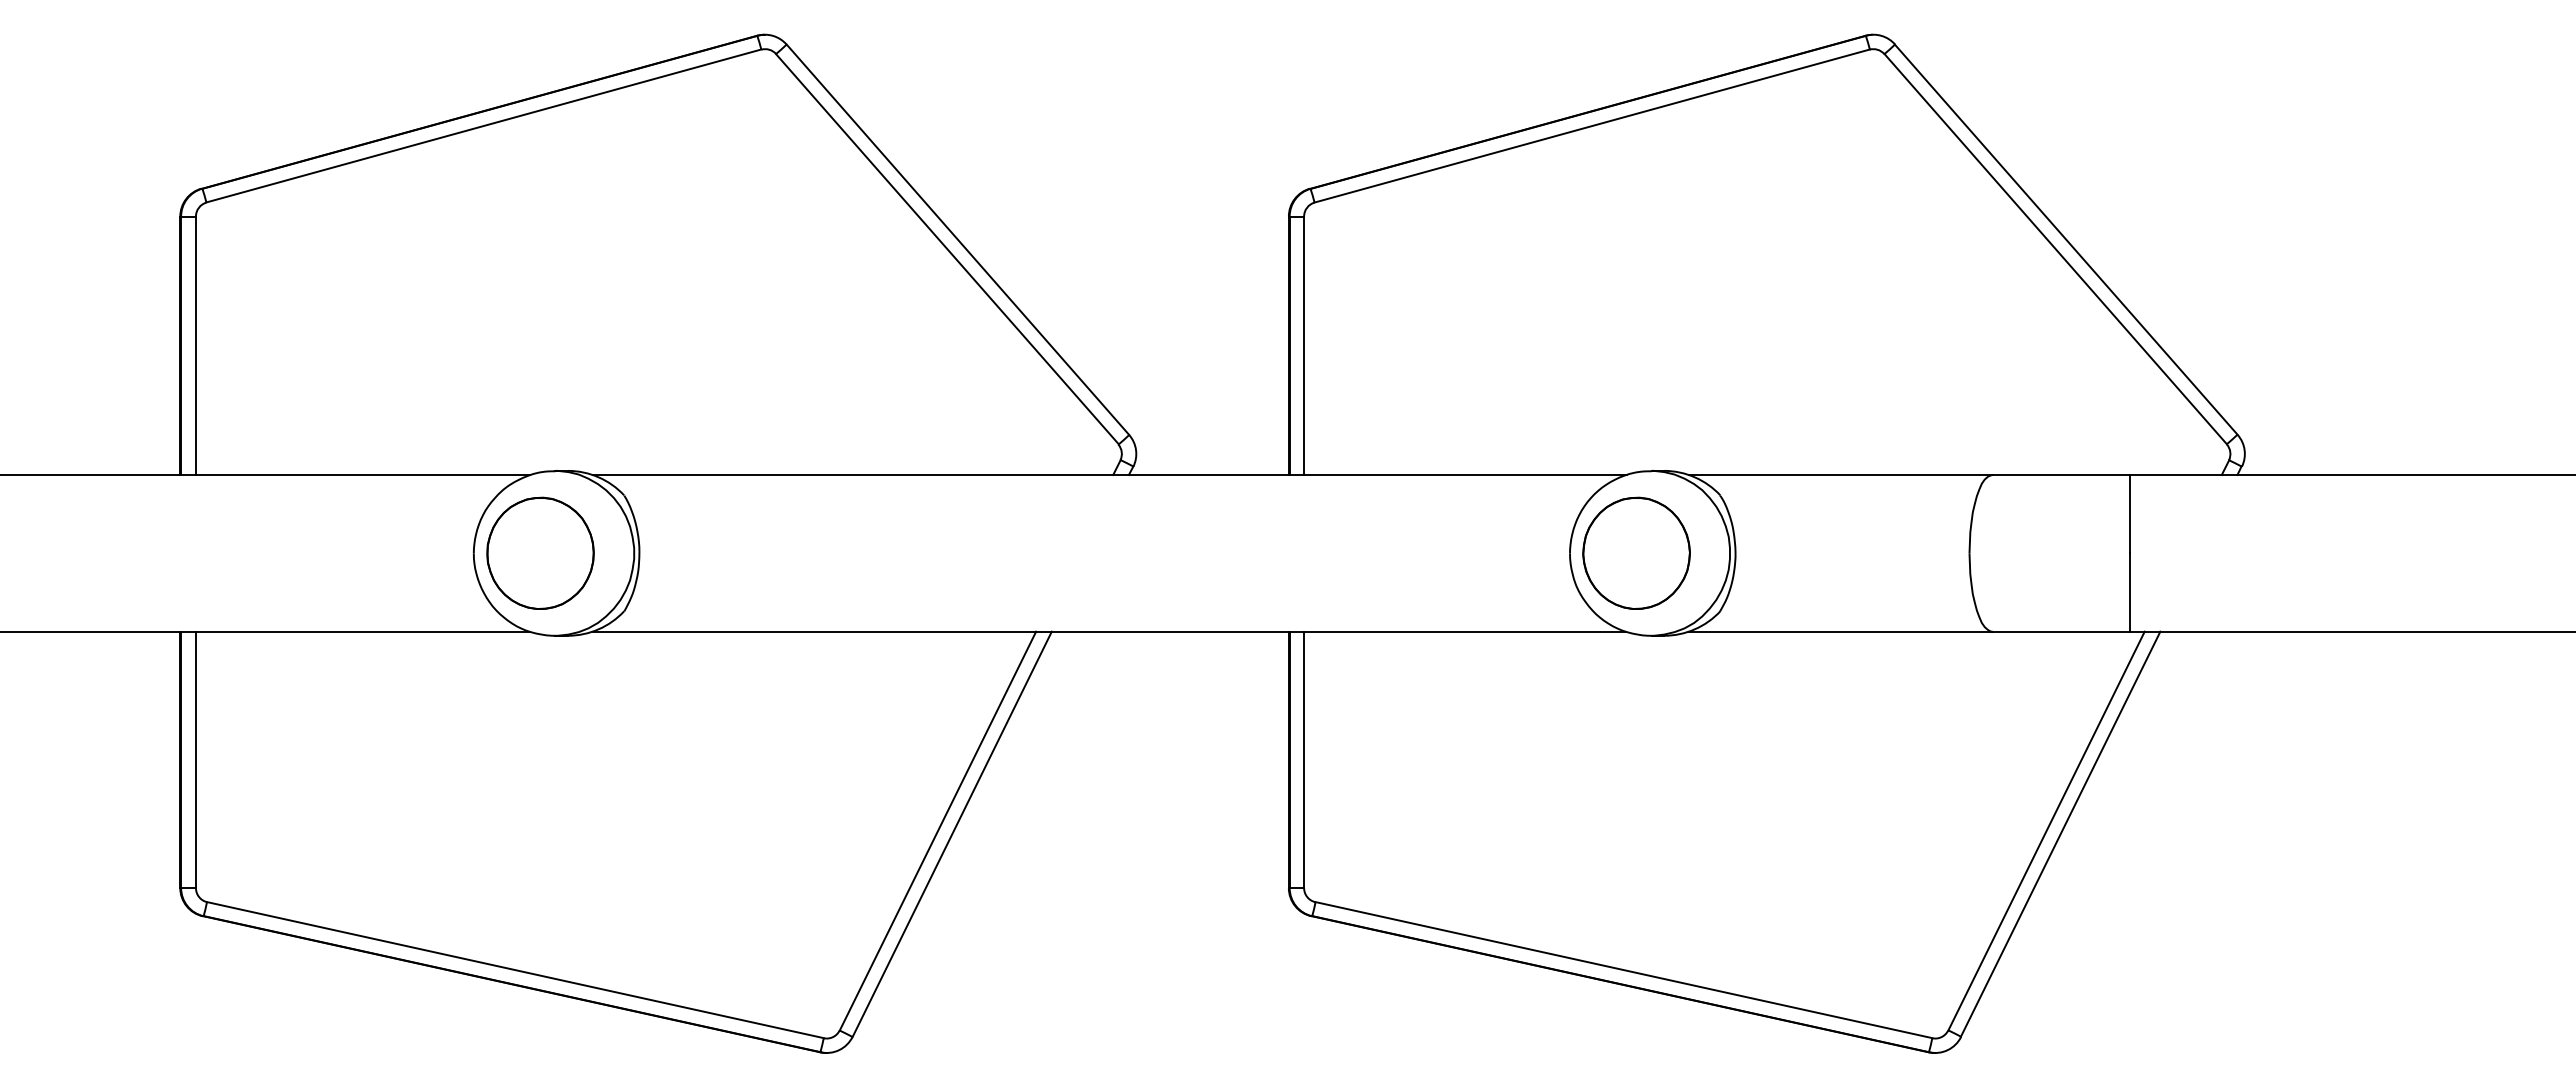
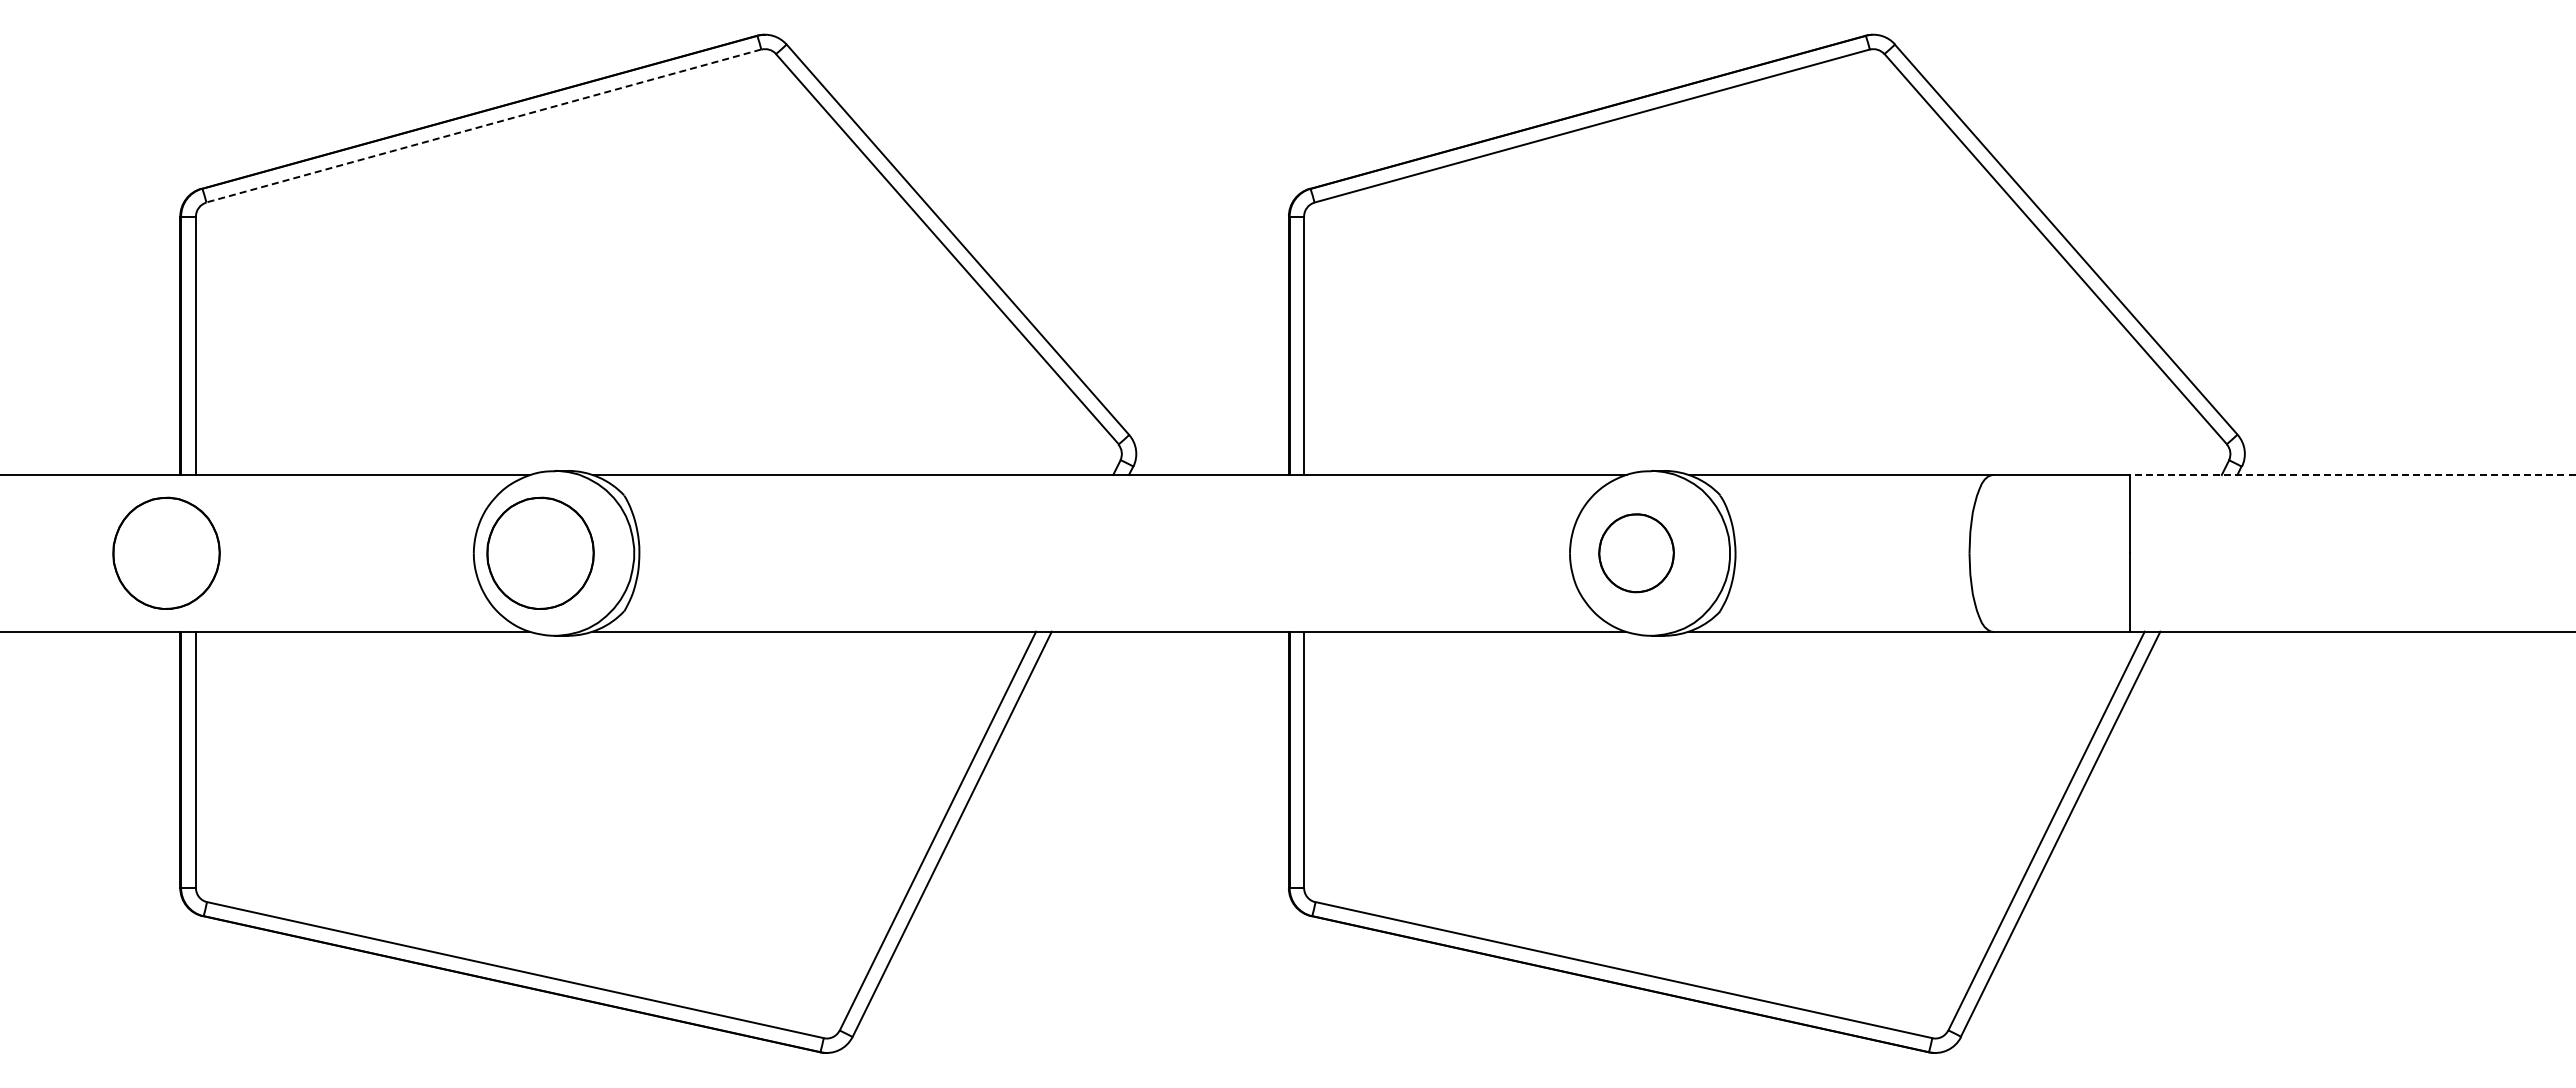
line: solid -> dashed (483, 126)
line: solid -> dashed (2352, 475)
part: none -> present (166, 552)
part size: 109x114 px -> 77x81 px (1636, 553)
